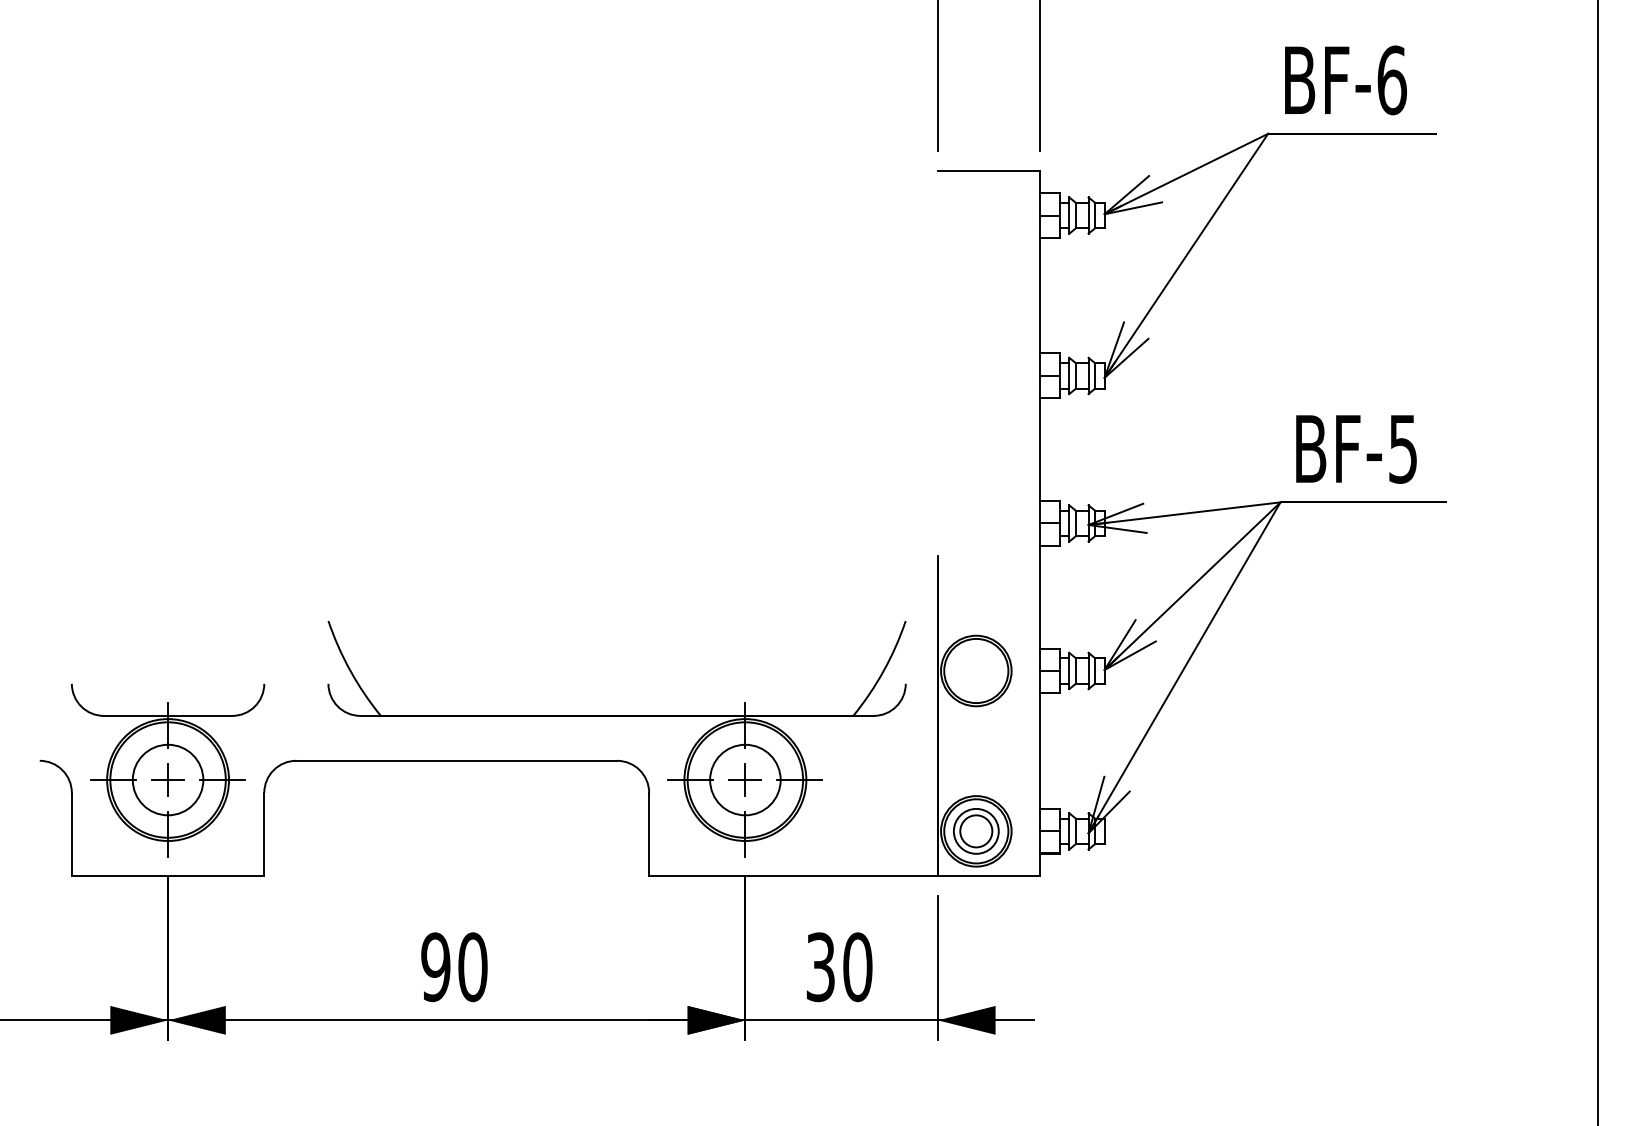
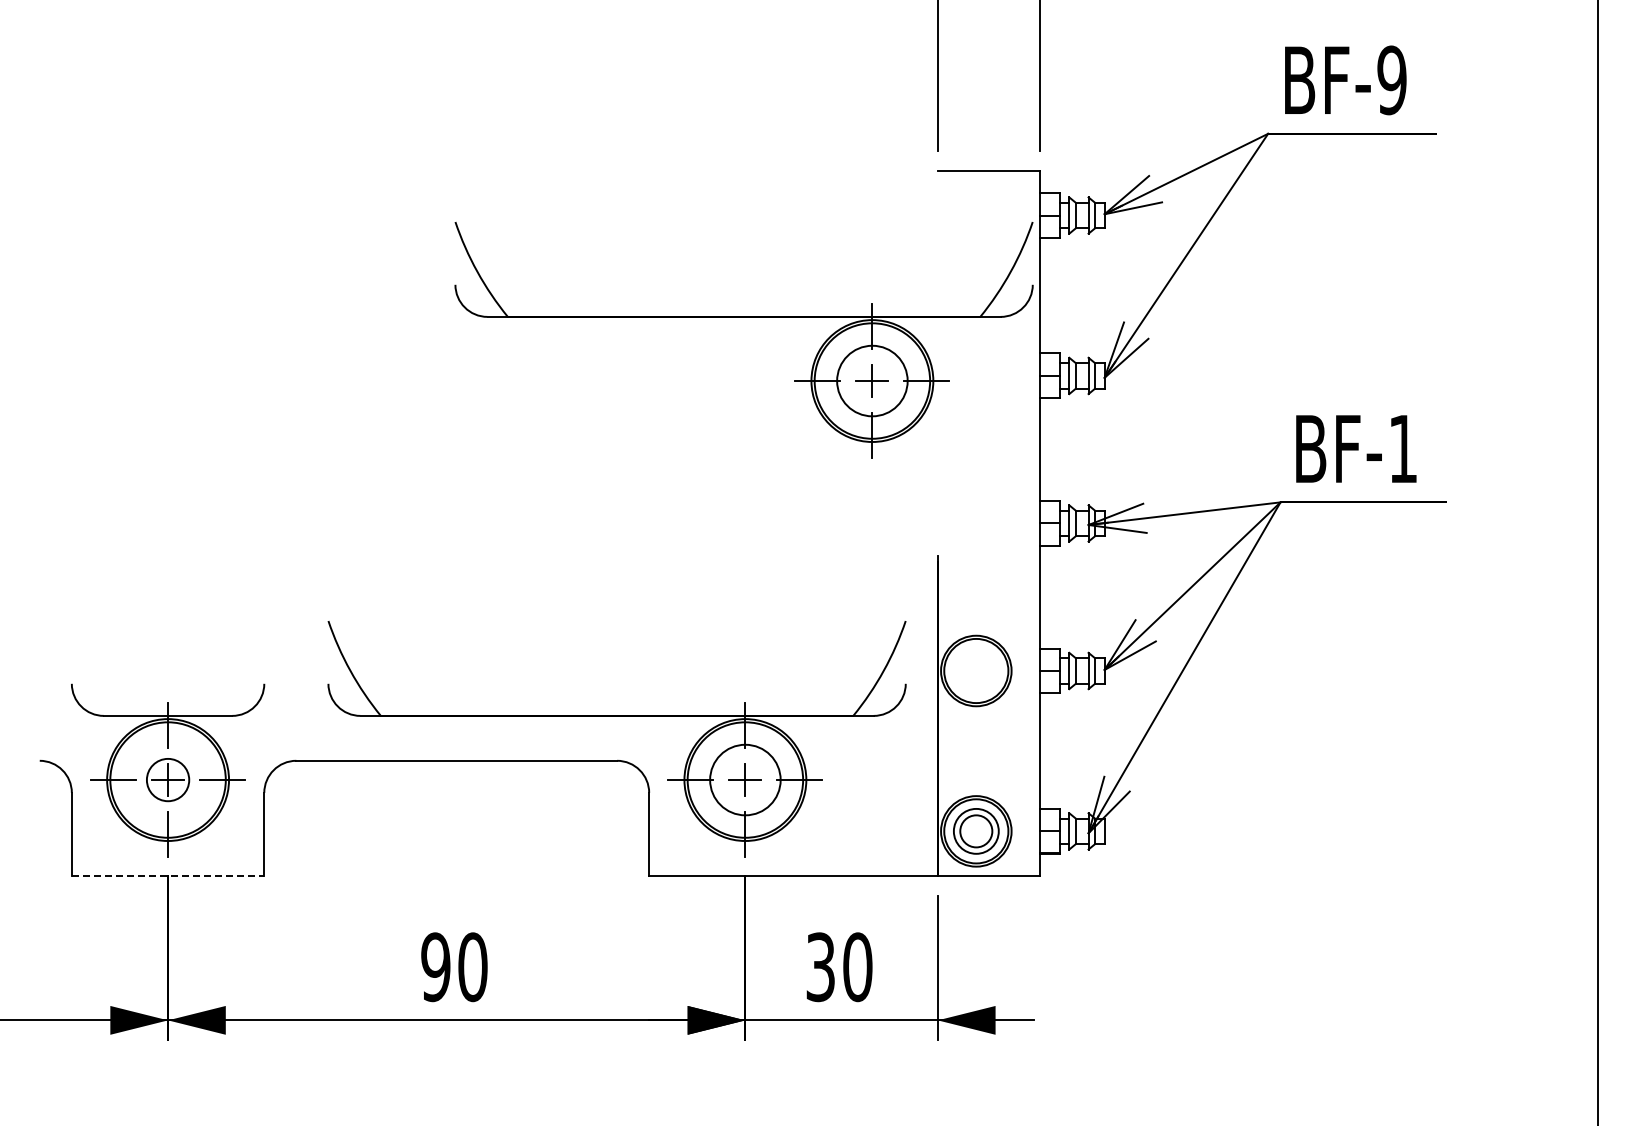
text: BF-6 -> BF-9 (1392, 80)
part: none -> present (743, 317)
text: BF-5 -> BF-1 (1402, 449)
circle diameter: 71 px -> 42 px (167, 779)
line: solid -> dashed (168, 876)
